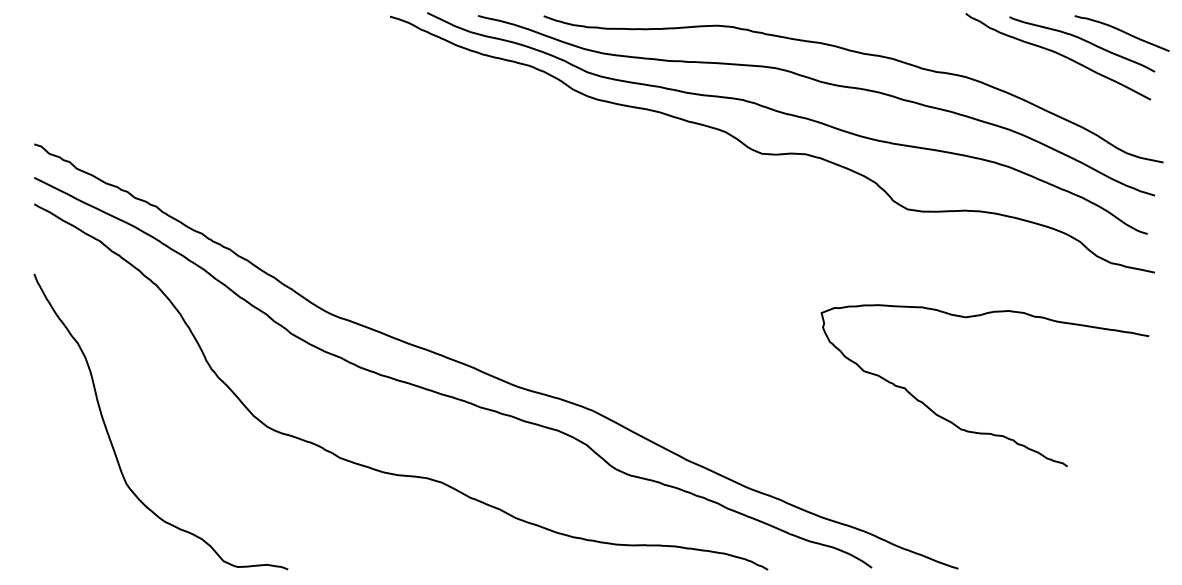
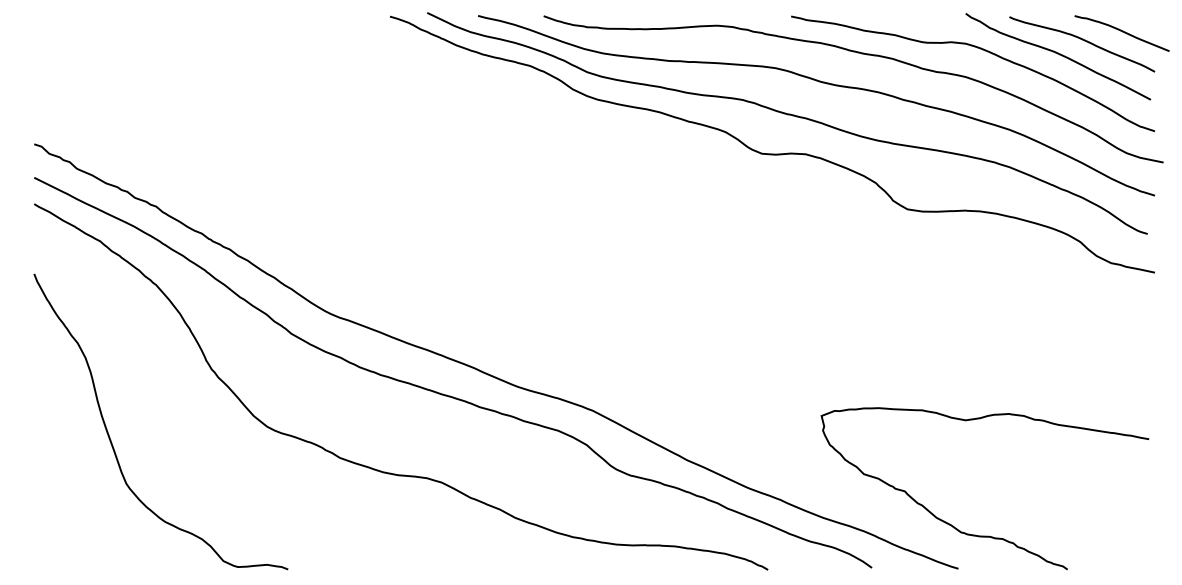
curve: none -> present (982, 50)
curve position: (975, 431) -> (975, 534) (975, 534)
